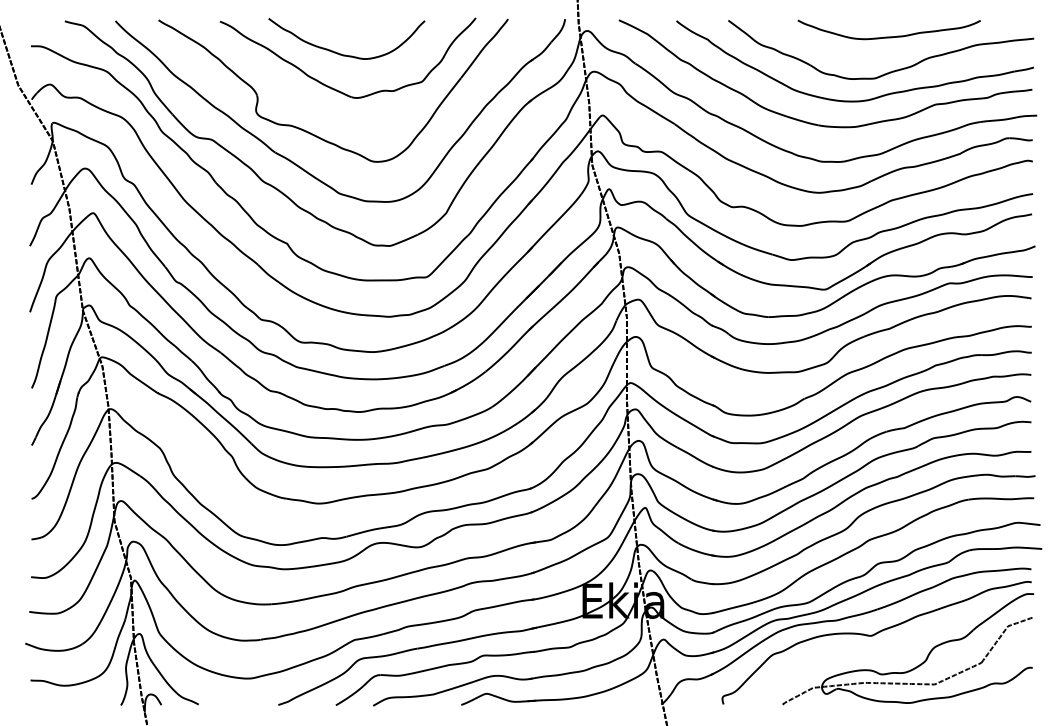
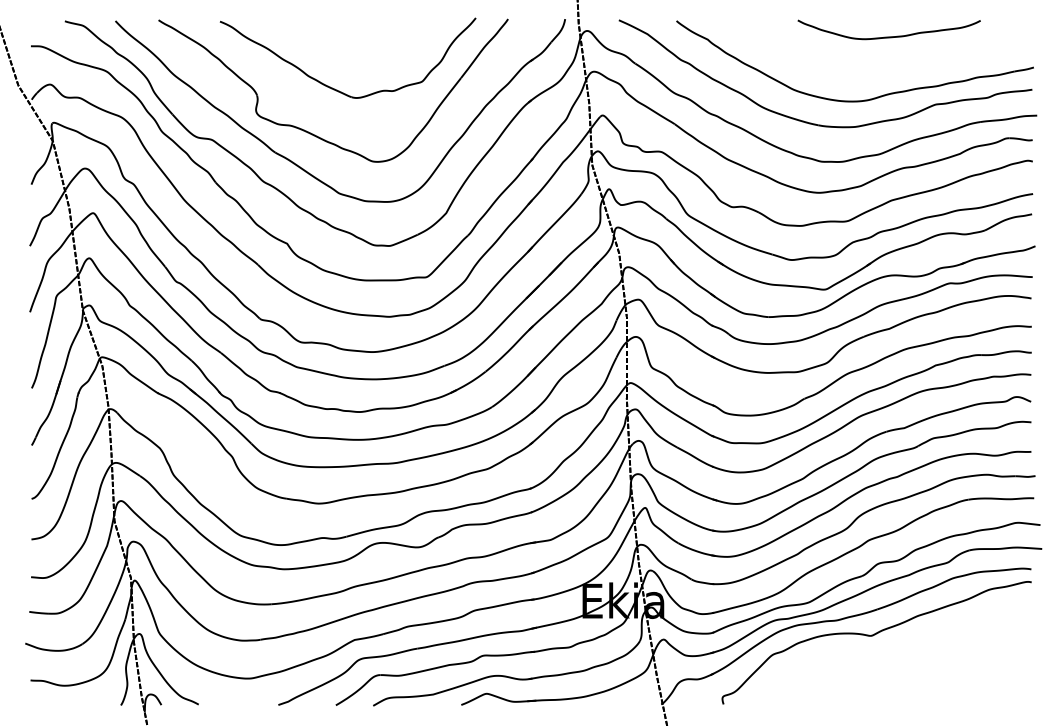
curve: present -> none (341, 53)
part: present -> none (892, 70)
part: present -> none (917, 665)
